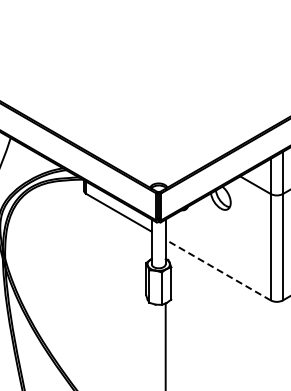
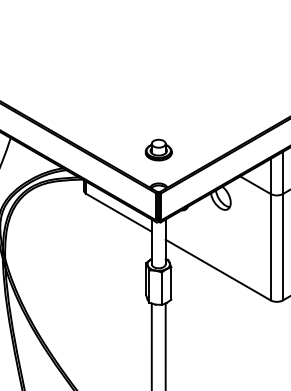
part: none -> present (158, 149)
line: dashed -> solid (218, 270)
line: none -> present (151, 345)
